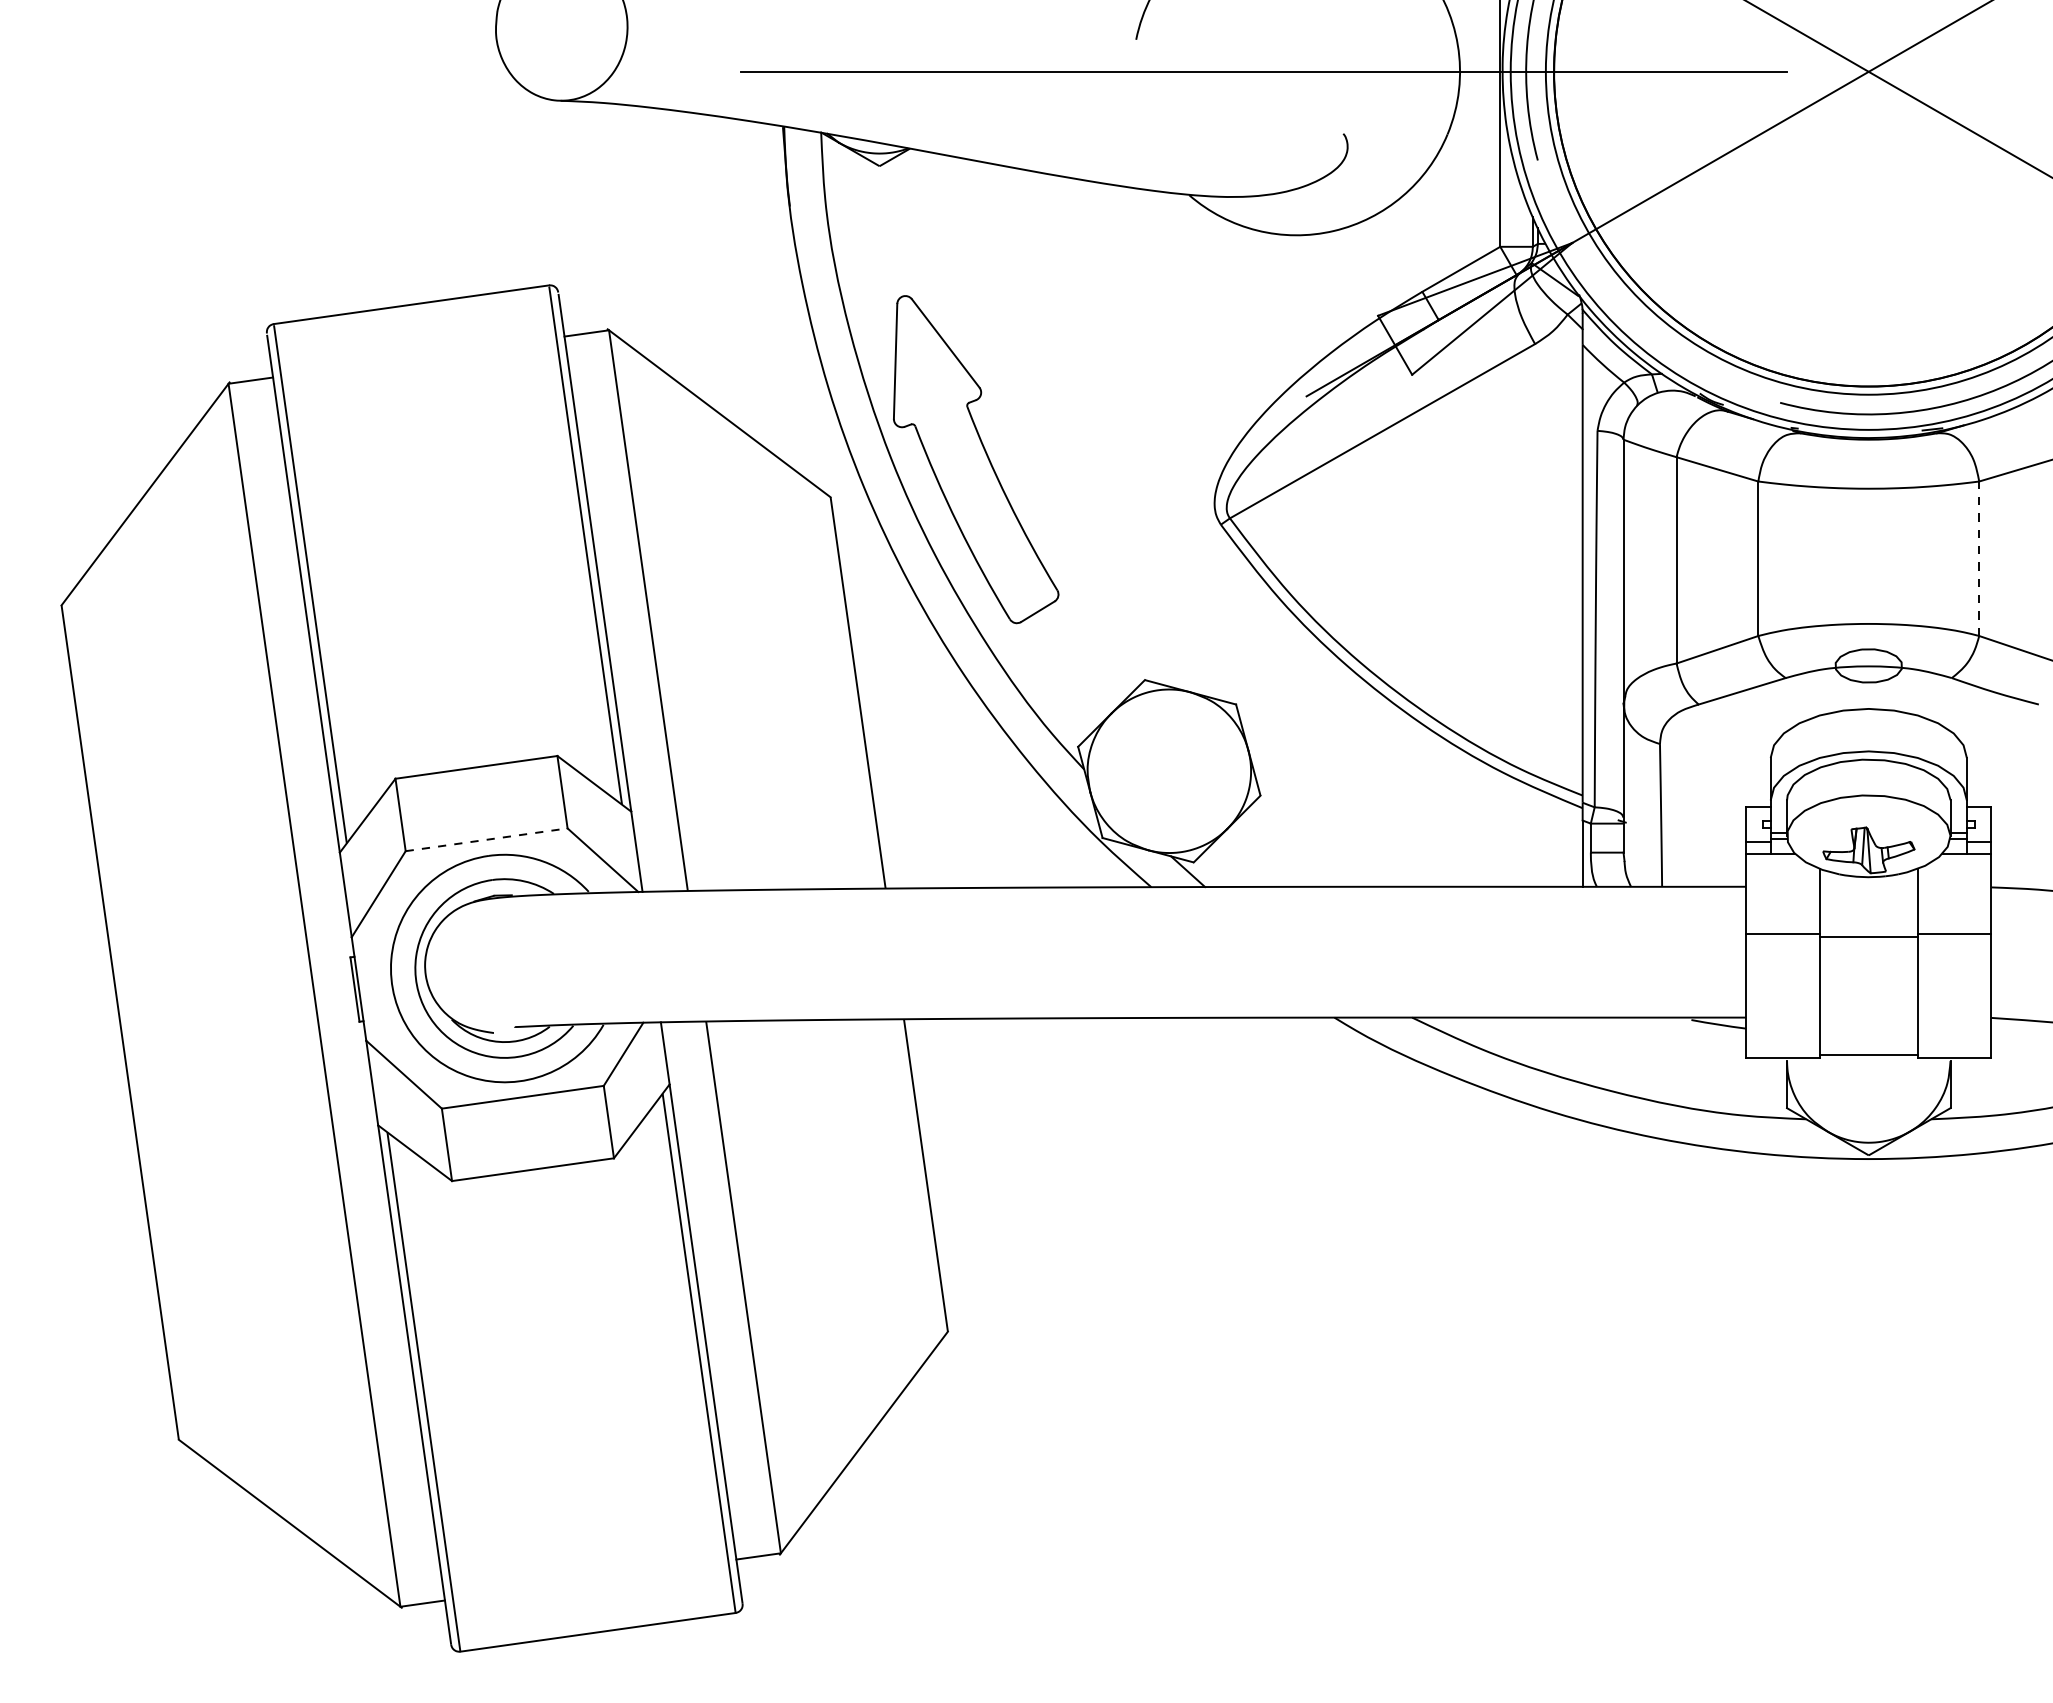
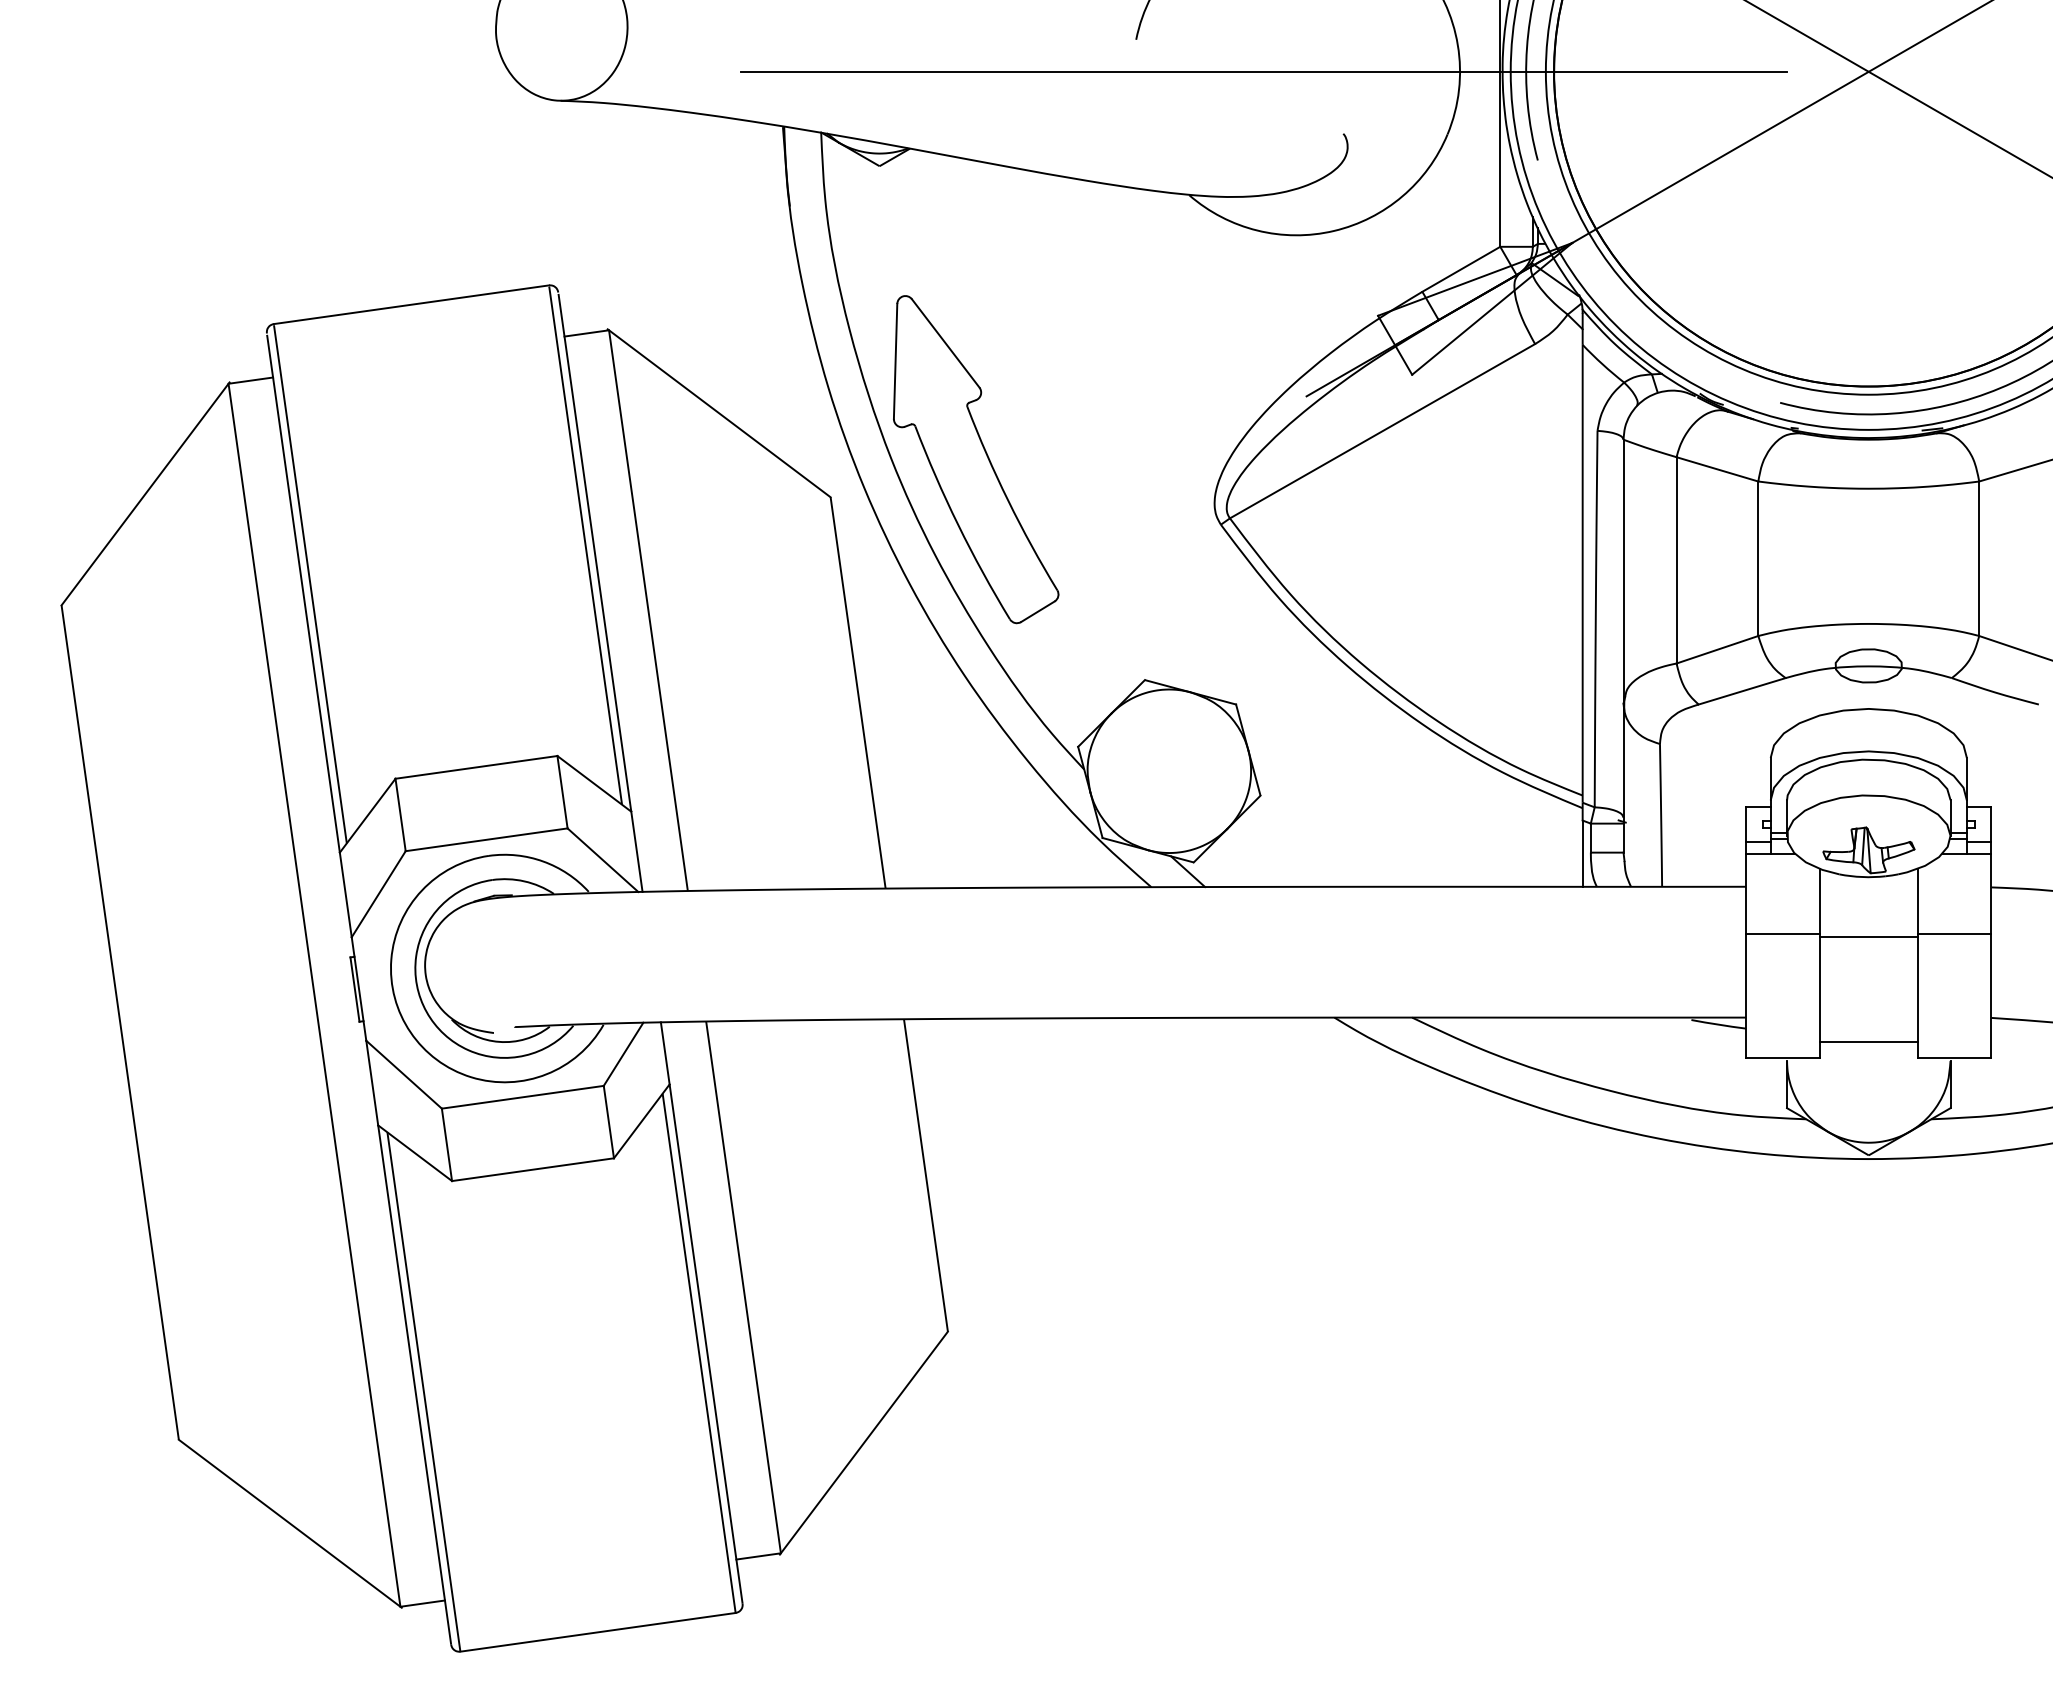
line: dashed -> solid (1979, 558)
line: dashed -> solid (486, 839)
line position: (1868, 1055) -> (1868, 1042) (1868, 1042)
